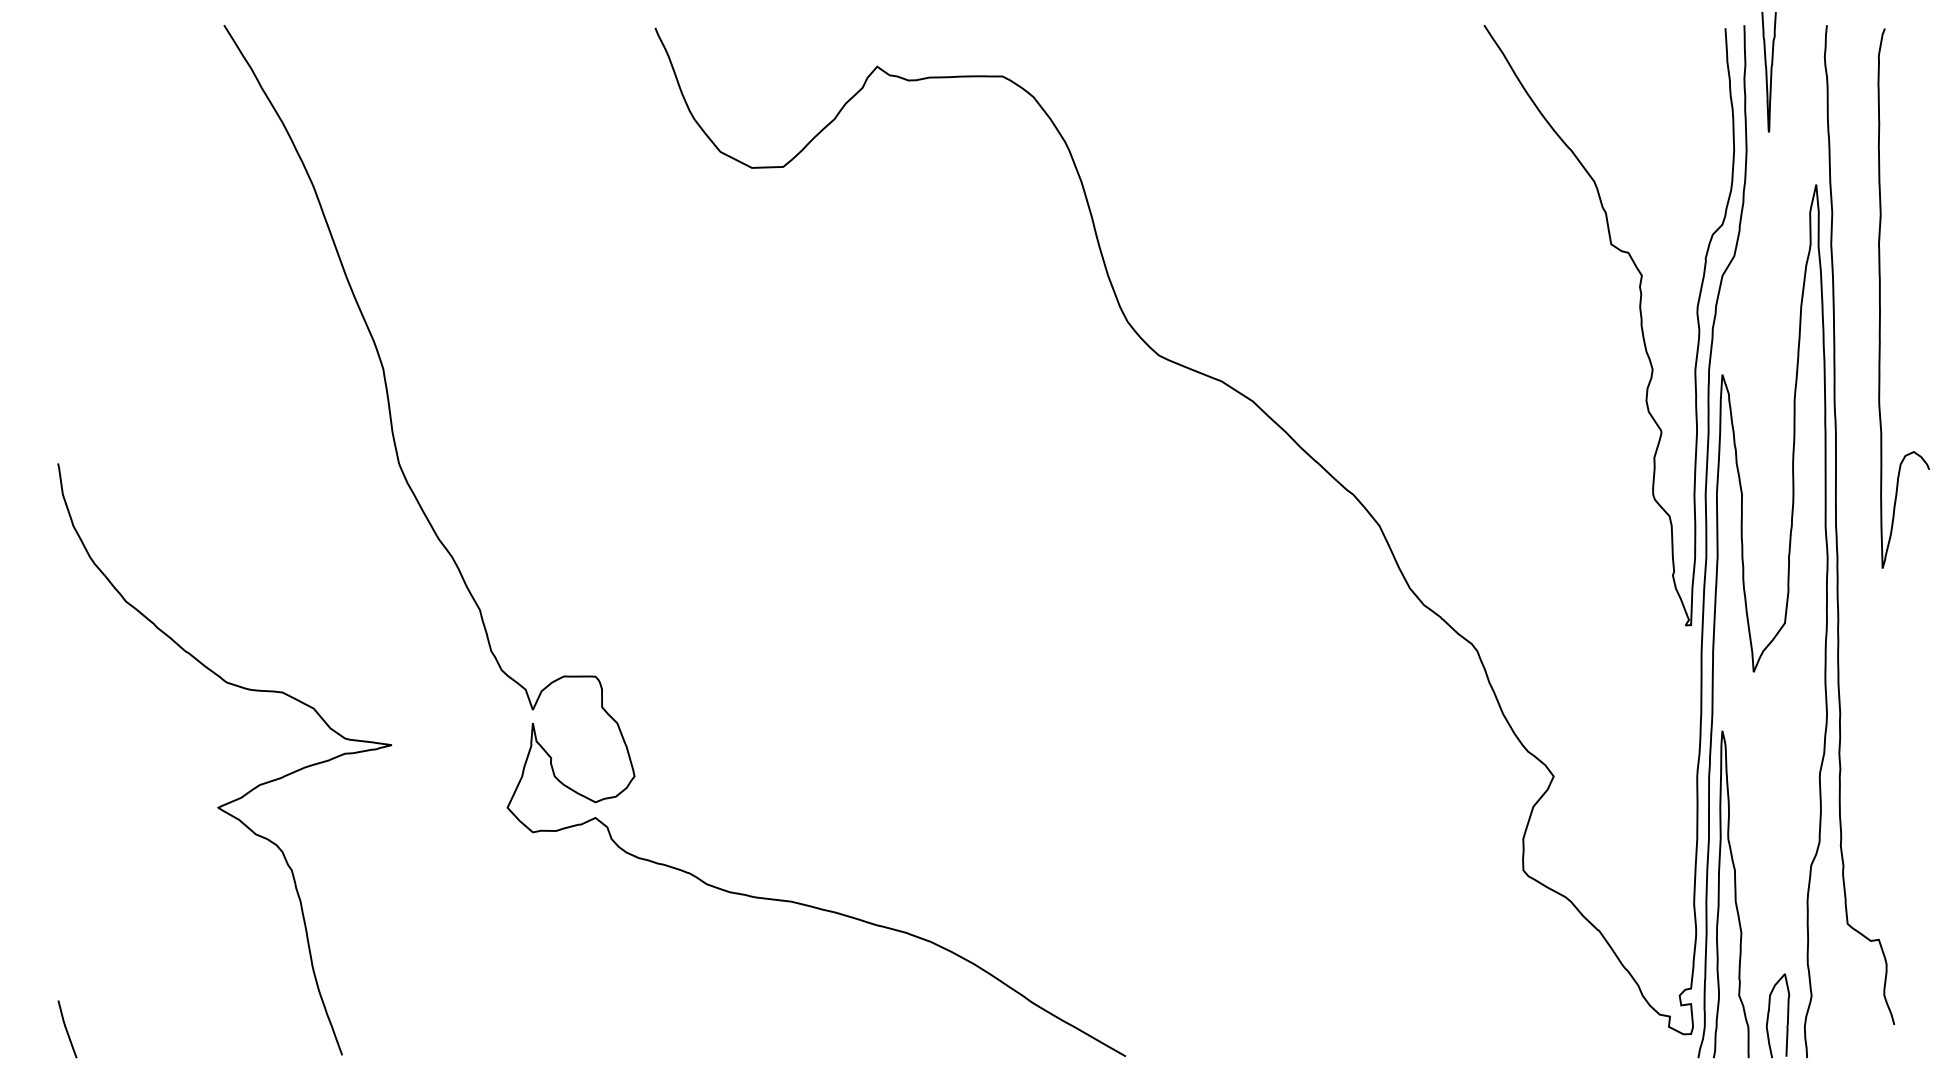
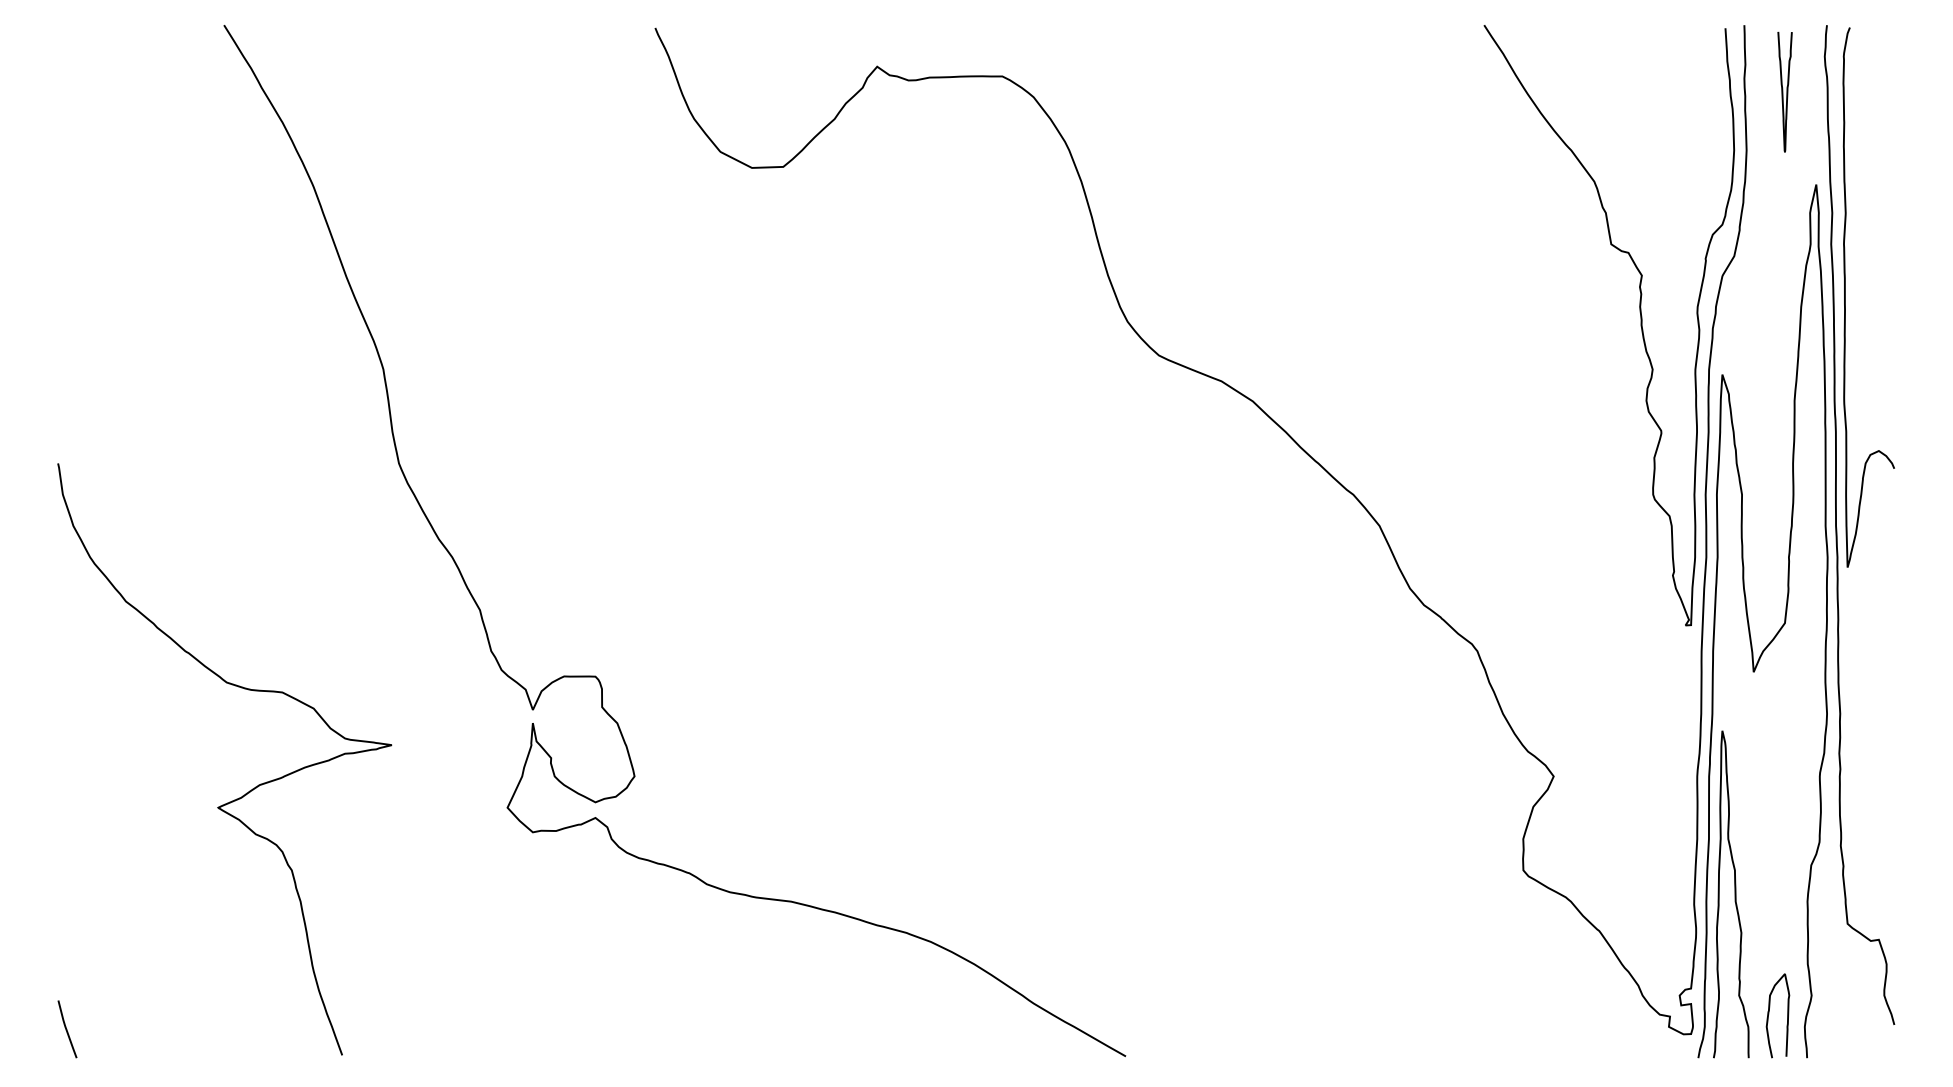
curve position: (1767, 71) -> (1783, 91) (1783, 91)
curve position: (1880, 298) -> (1845, 297) (1845, 297)
